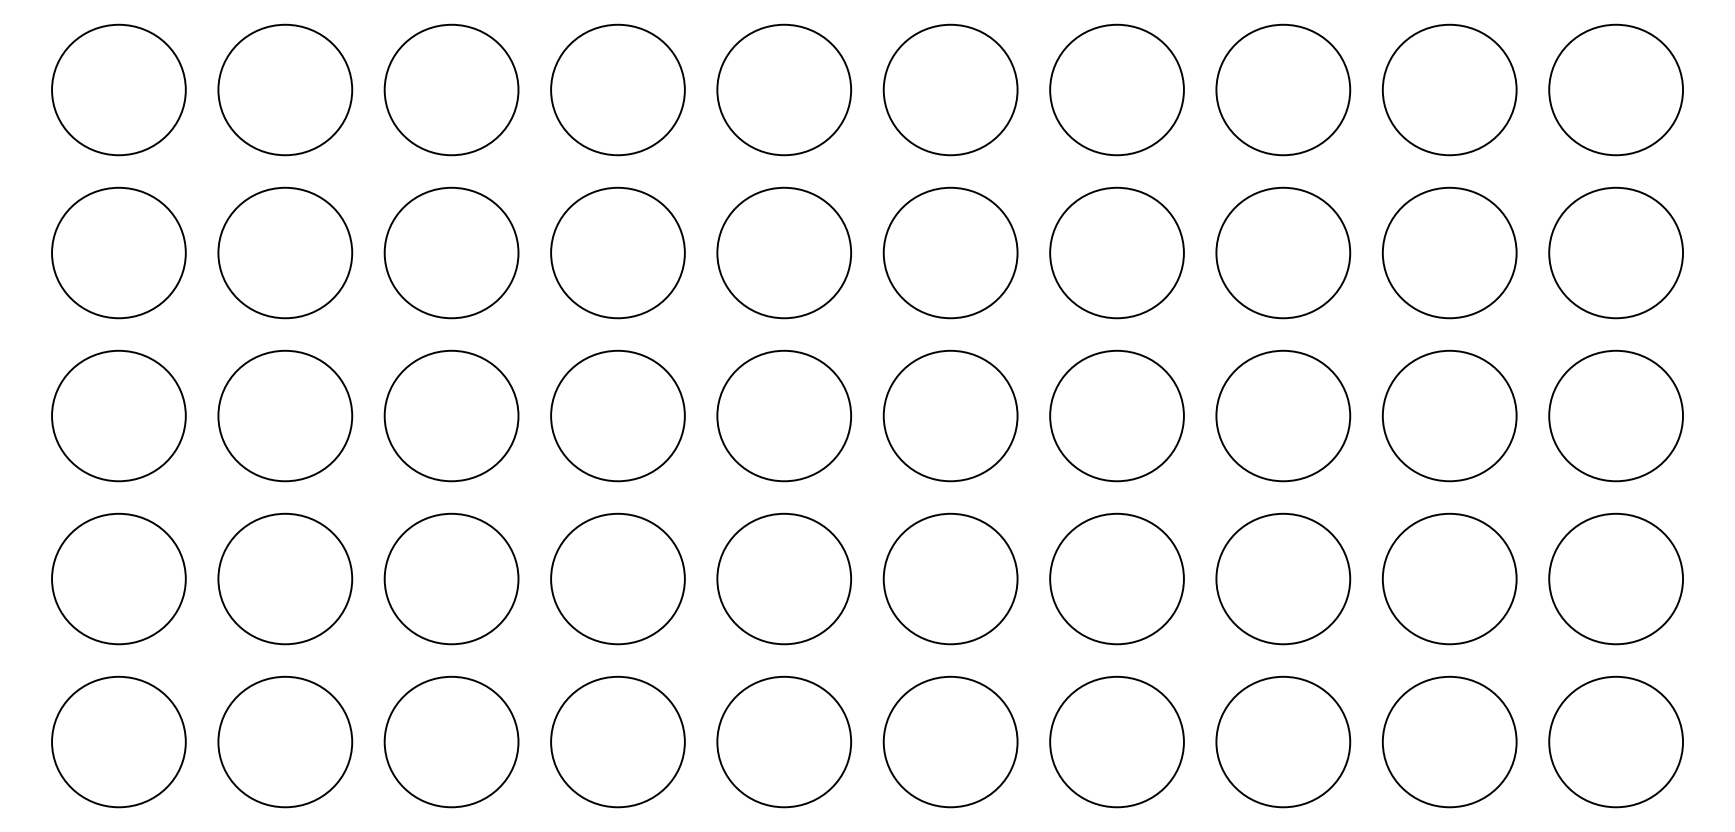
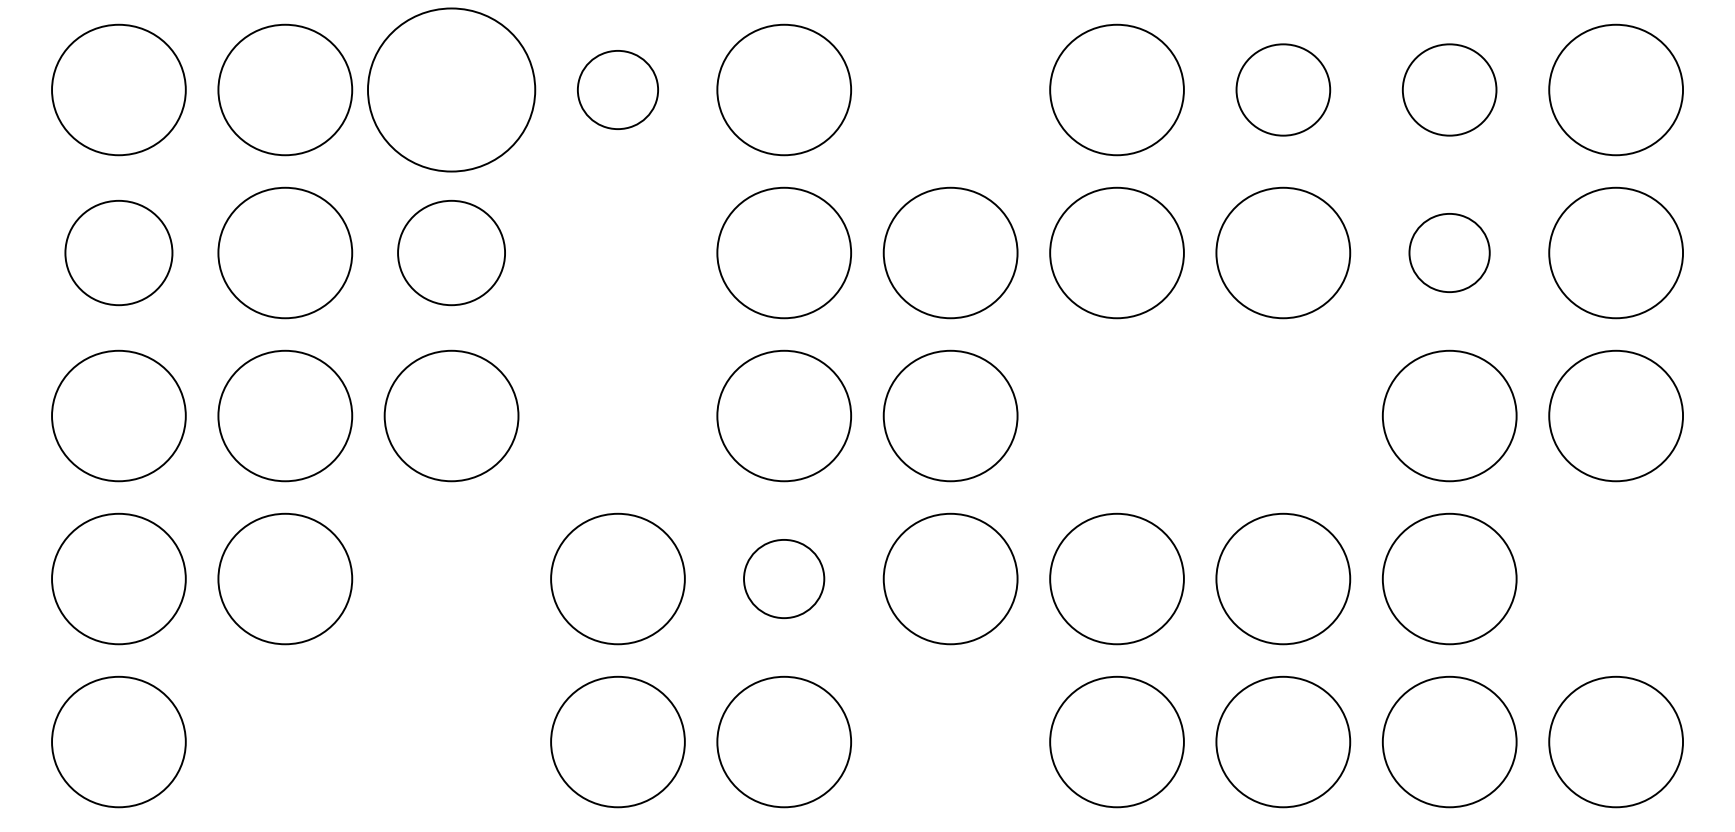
part size: 137x134 px -> 170x166 px (451, 89)
part size: 136x134 px -> 82x80 px (617, 89)
part: present -> none (950, 89)
part size: 137x134 px -> 97x94 px (1283, 89)
part size: 137x134 px -> 97x94 px (1449, 89)
part size: 136x134 px -> 110x107 px (118, 253)
part size: 137x134 px -> 109x108 px (451, 252)
part: present -> none (617, 252)
part size: 137x134 px -> 83x80 px (1449, 252)
part: present -> none (617, 415)
part: present -> none (1116, 415)
part: present -> none (1283, 415)
part: present -> none (451, 578)
part size: 136x134 px -> 83x80 px (784, 578)
part: present -> none (1615, 578)
part: present -> none (285, 741)
part: present -> none (451, 741)
part: present -> none (950, 741)
